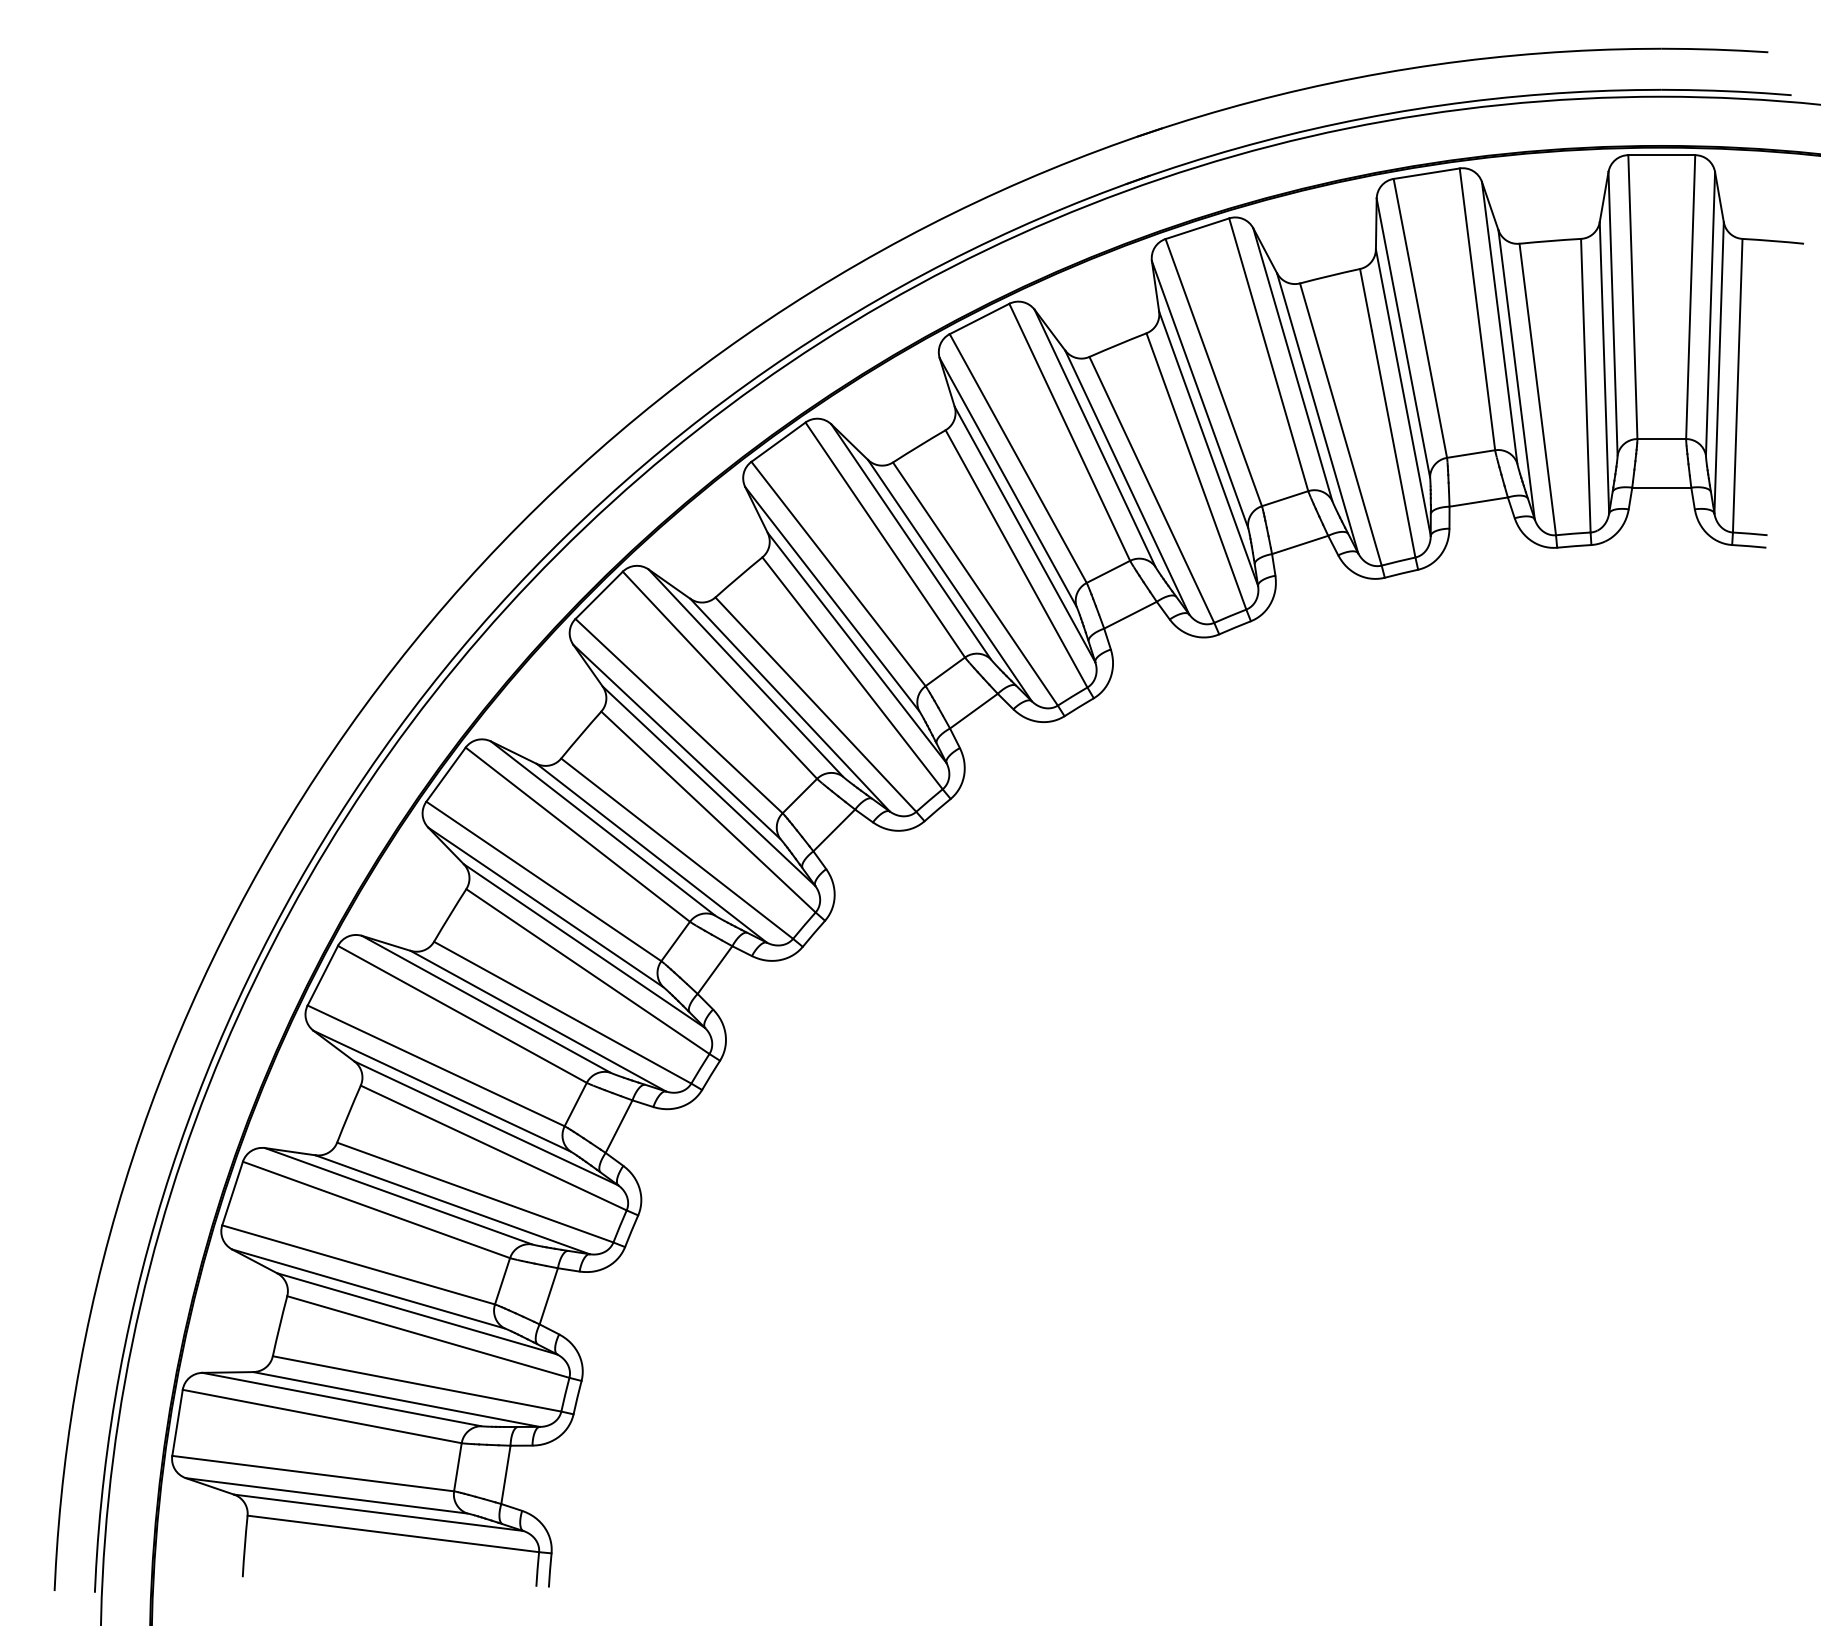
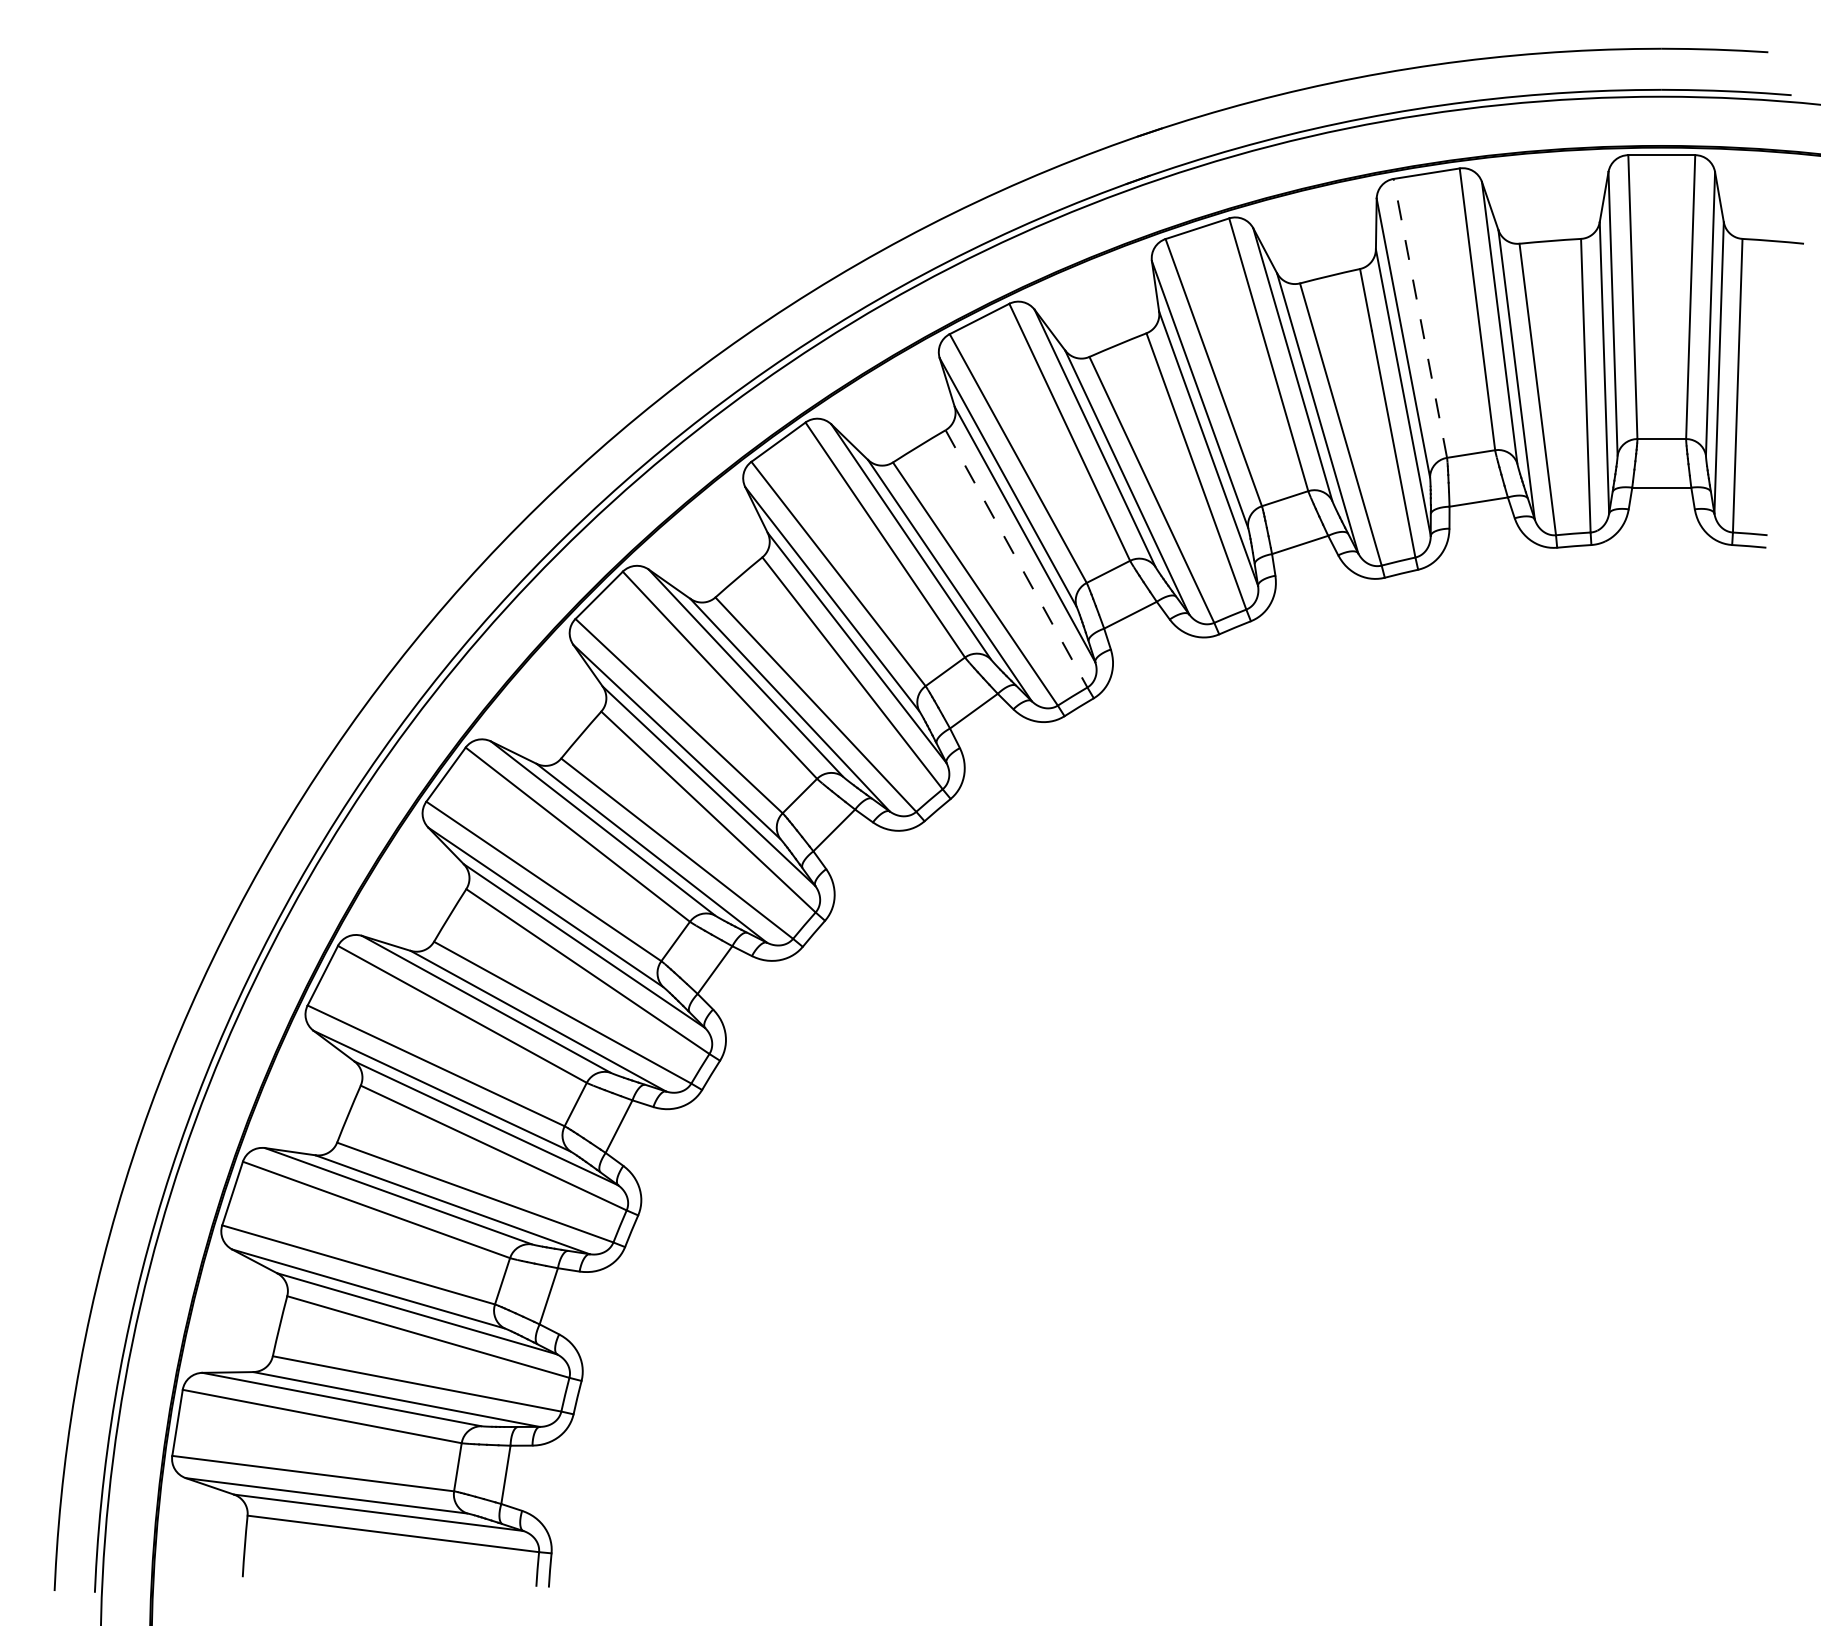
line: solid -> dashed (1420, 318)
line: solid -> dashed (1016, 558)
